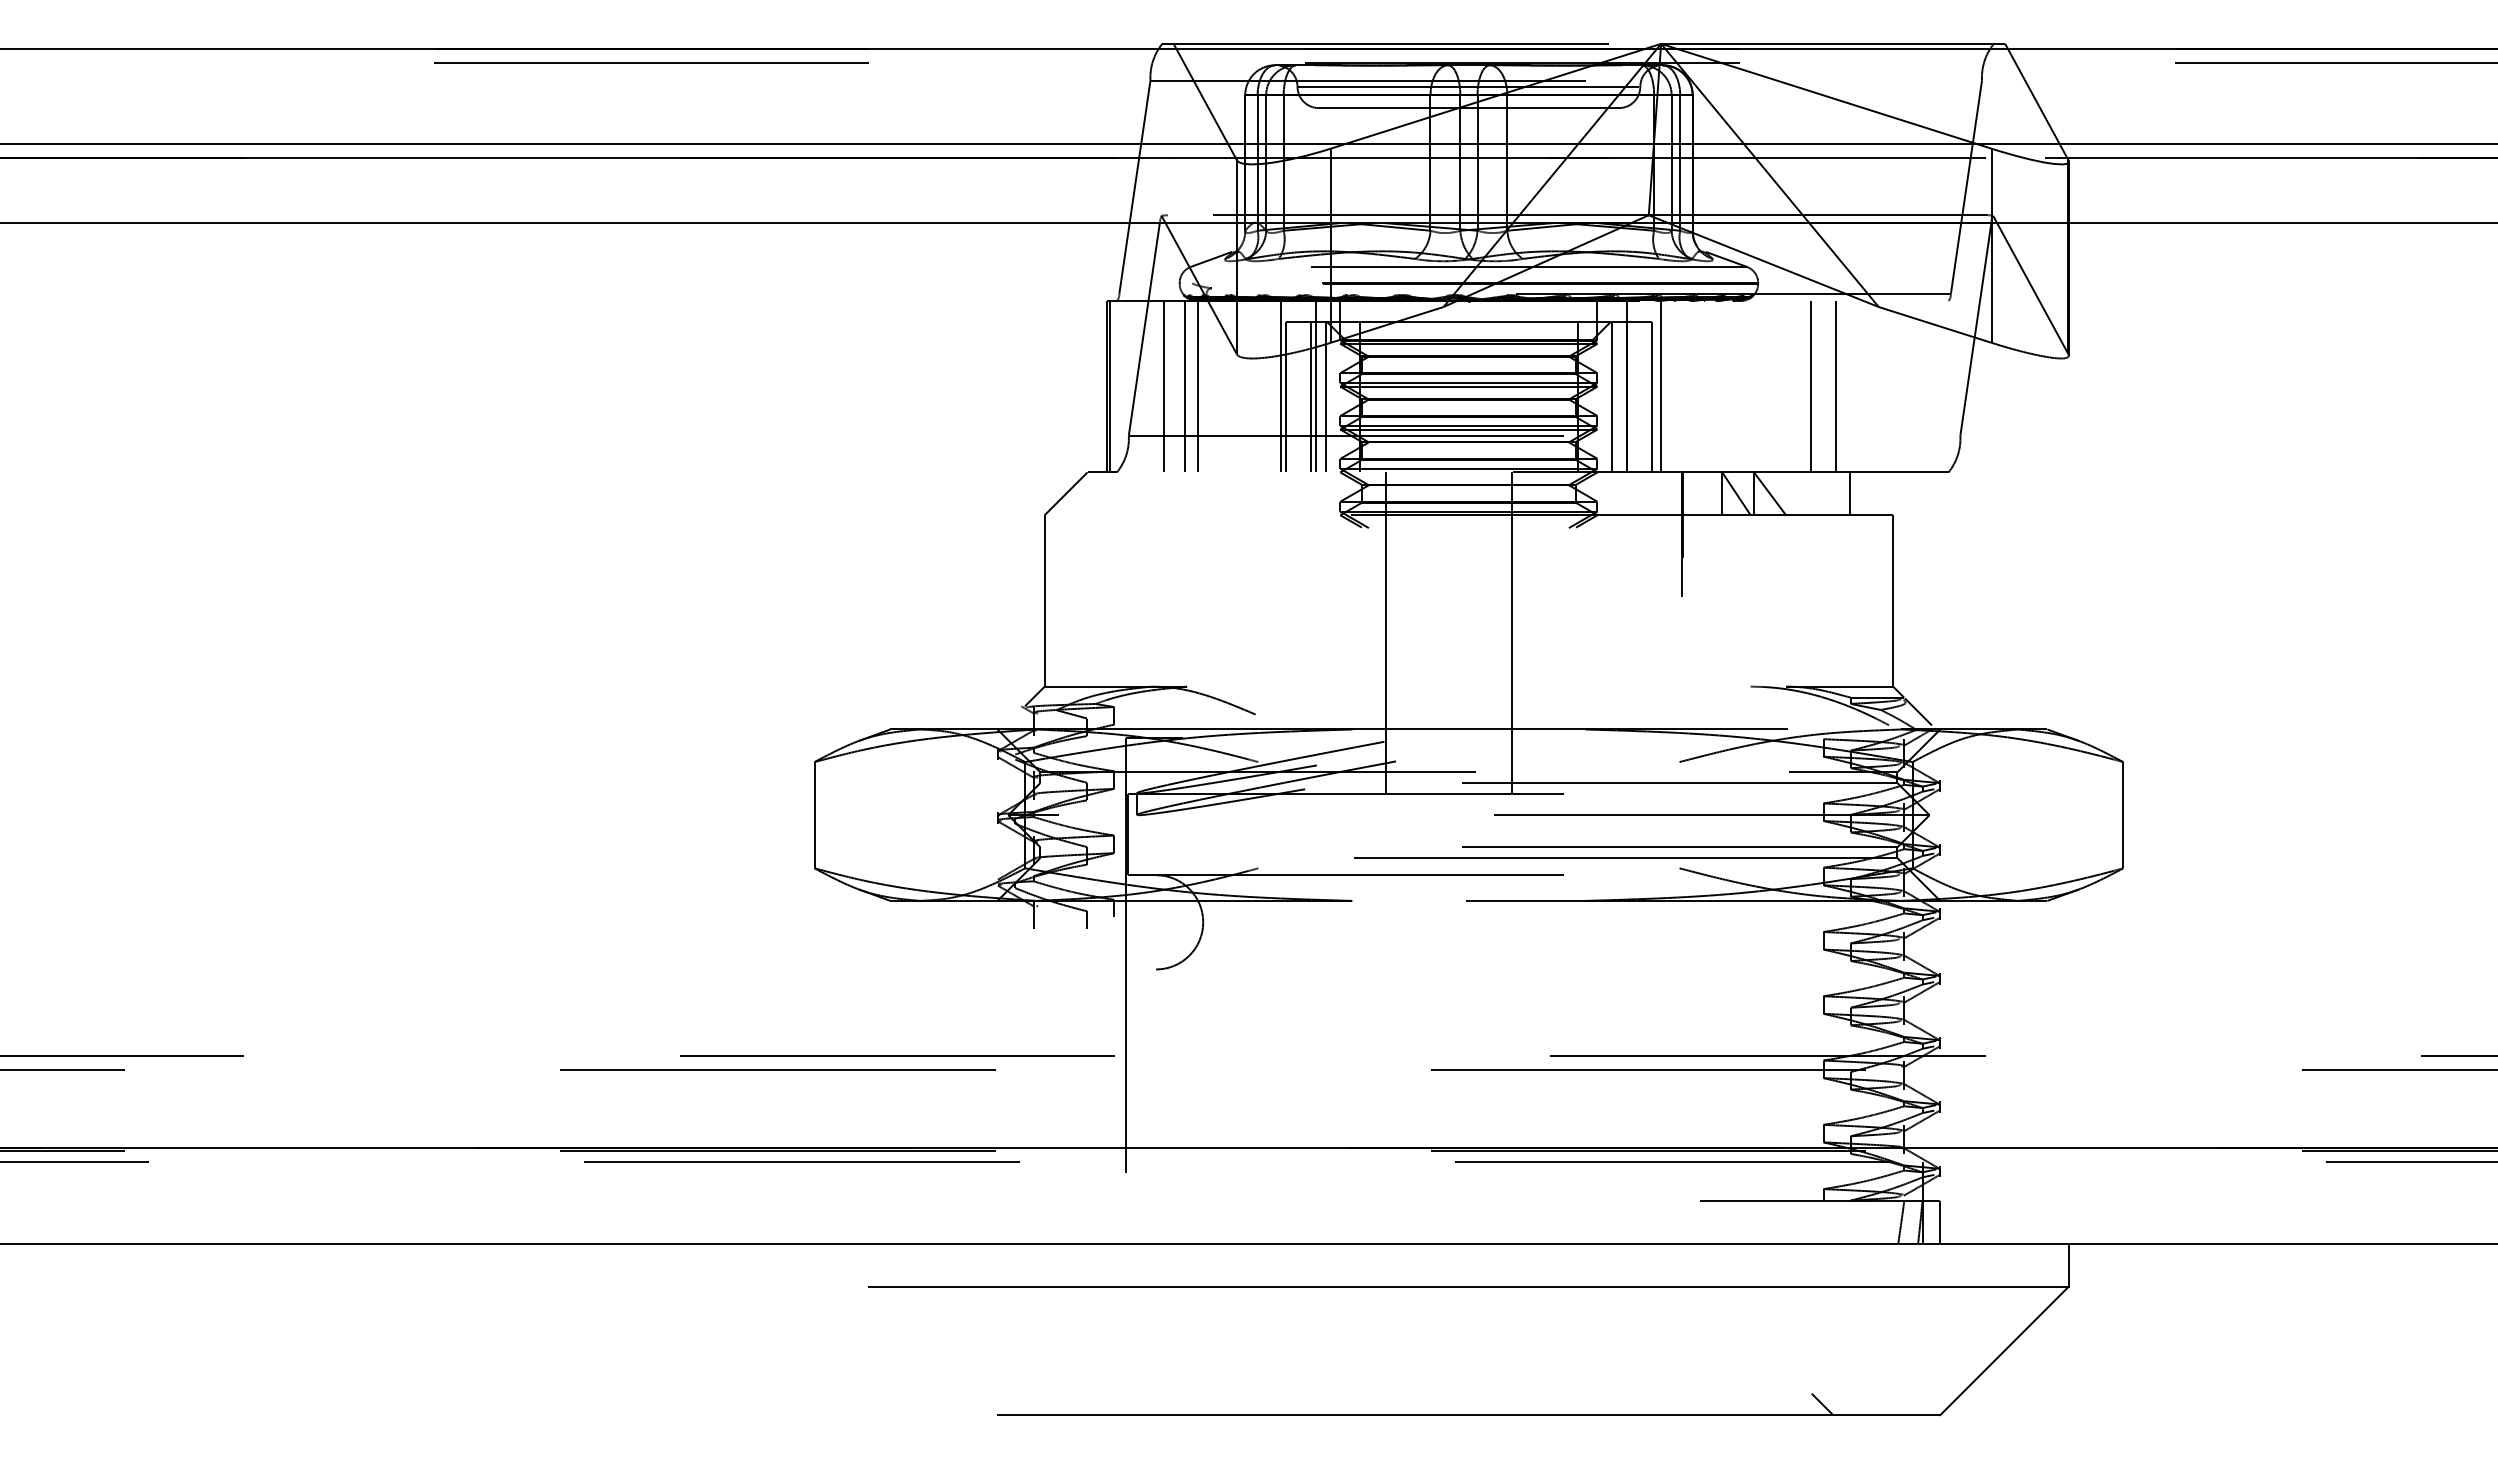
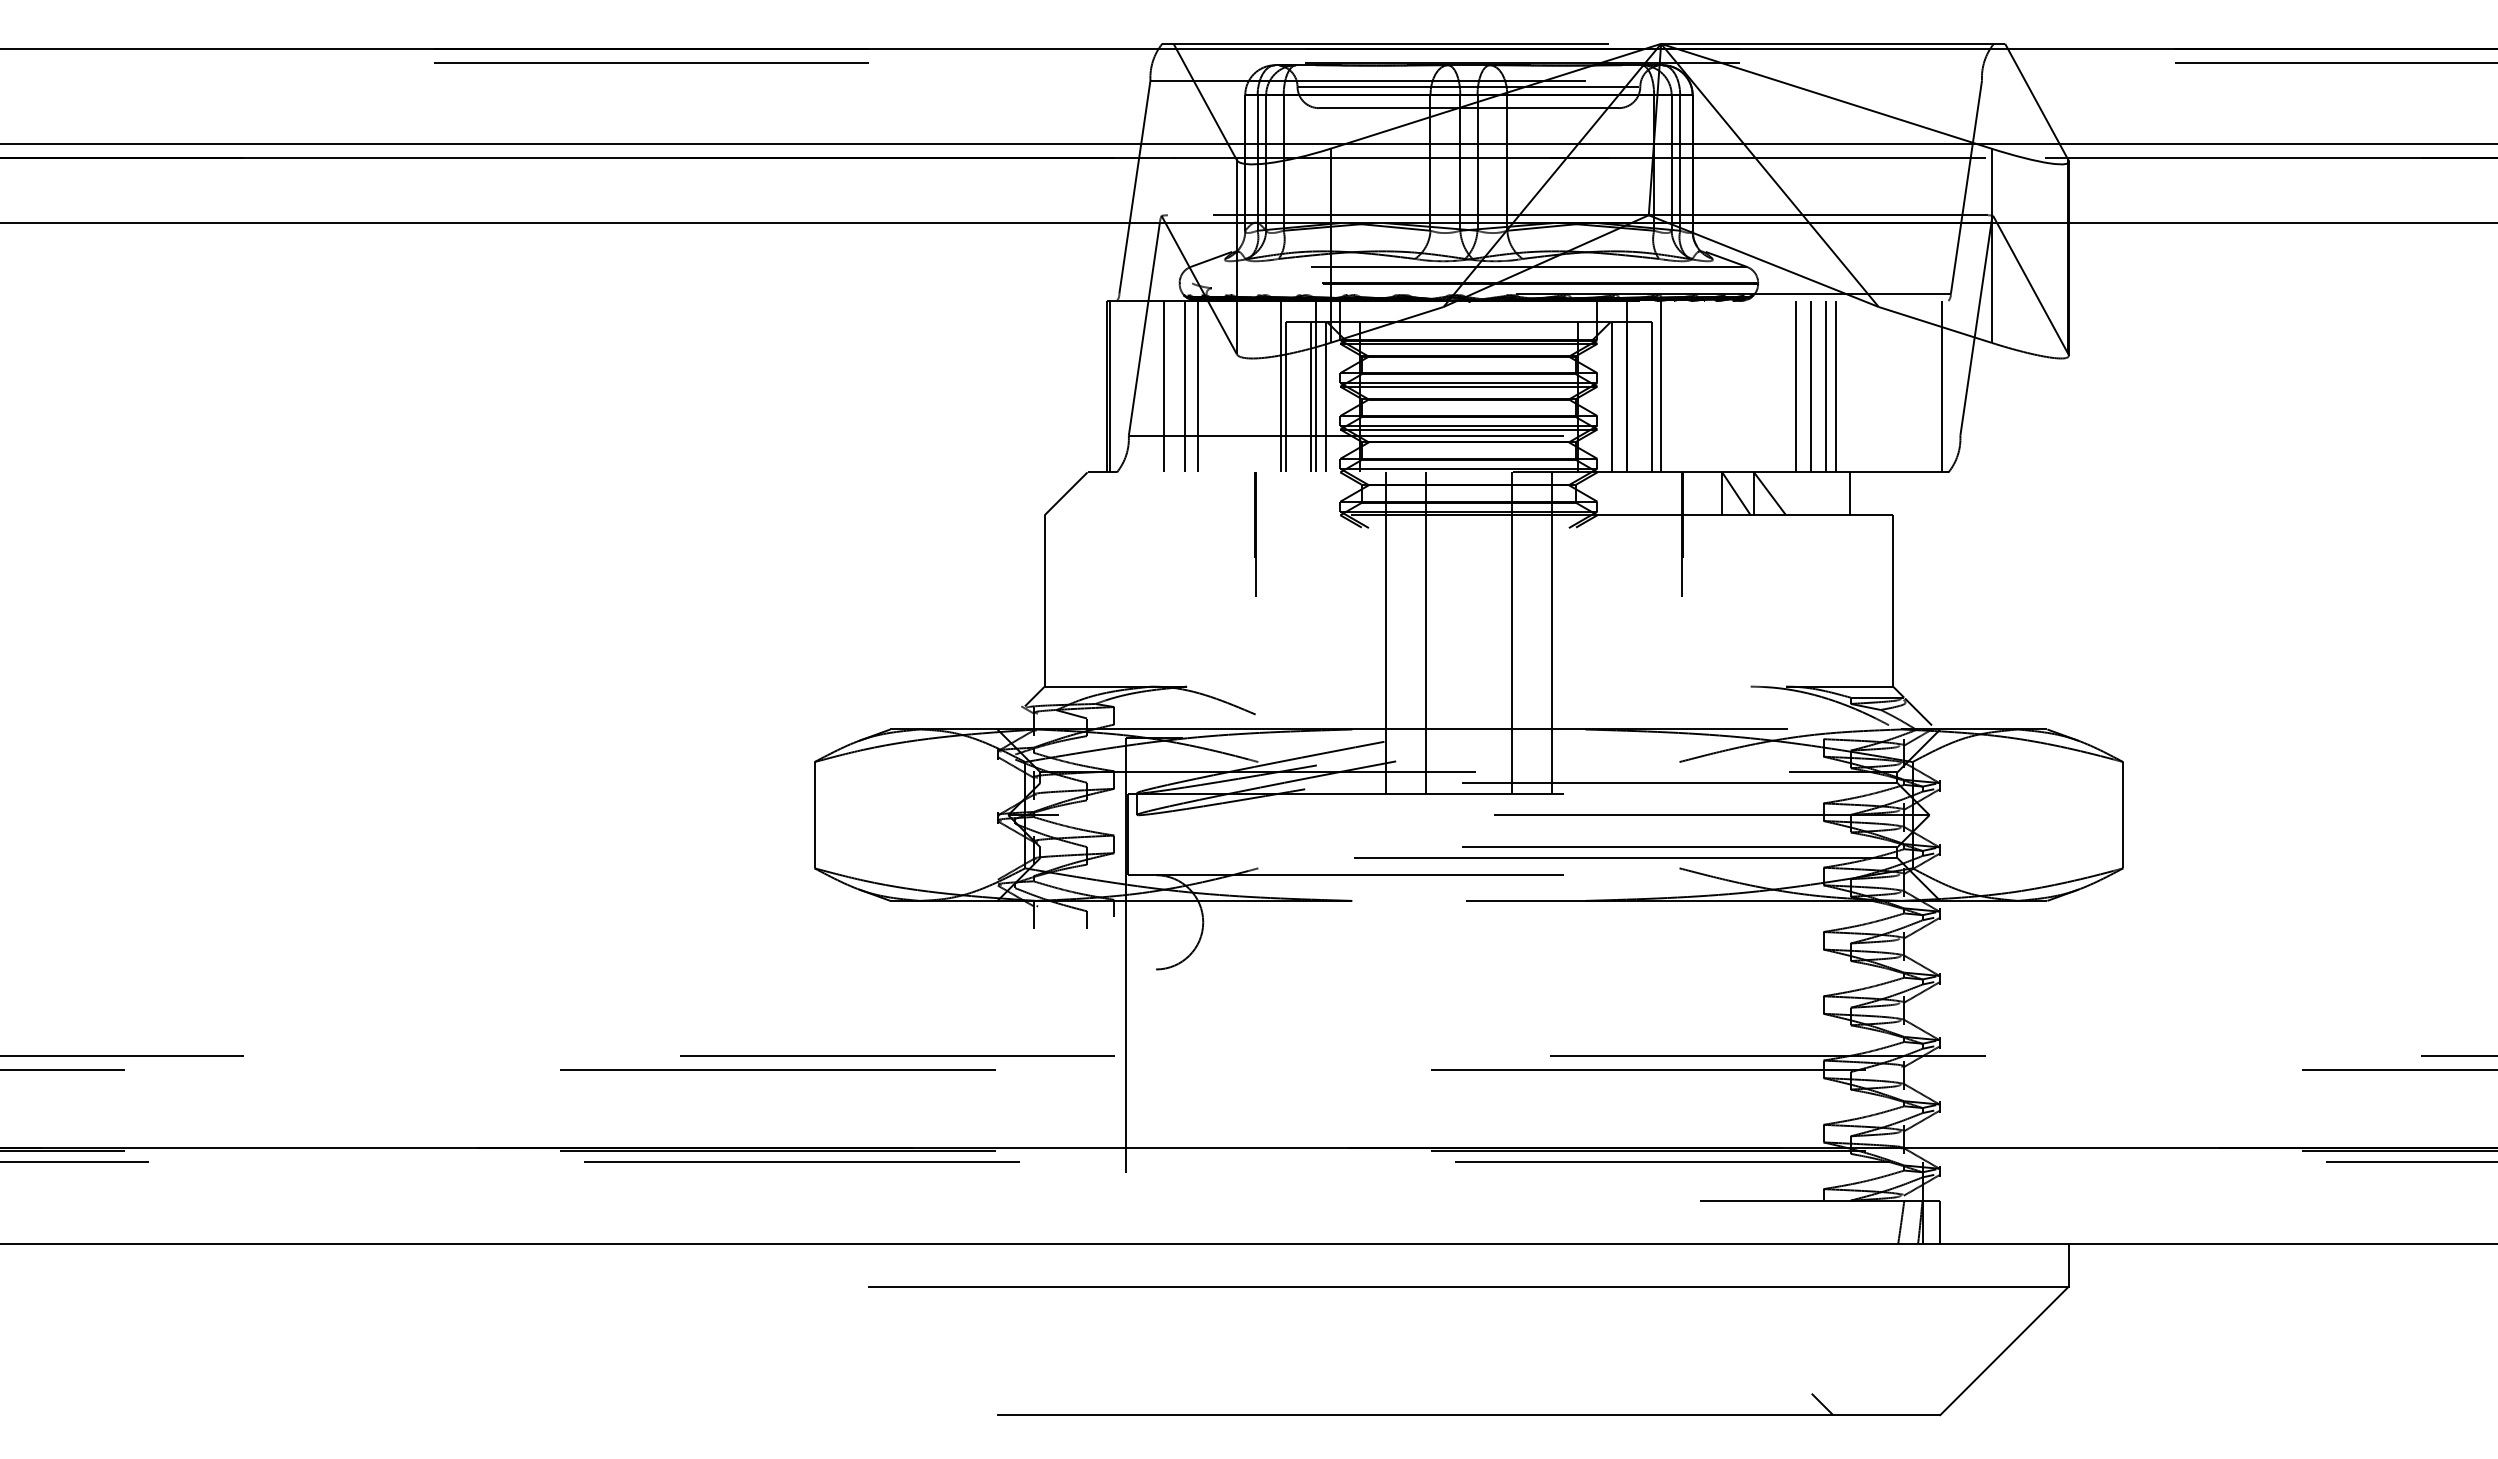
line: none -> present (1796, 386)
line: none -> present (1826, 386)
line: none -> present (1941, 386)
line: none -> present (1255, 534)
line: none -> present (1425, 632)
line: none -> present (1552, 632)
